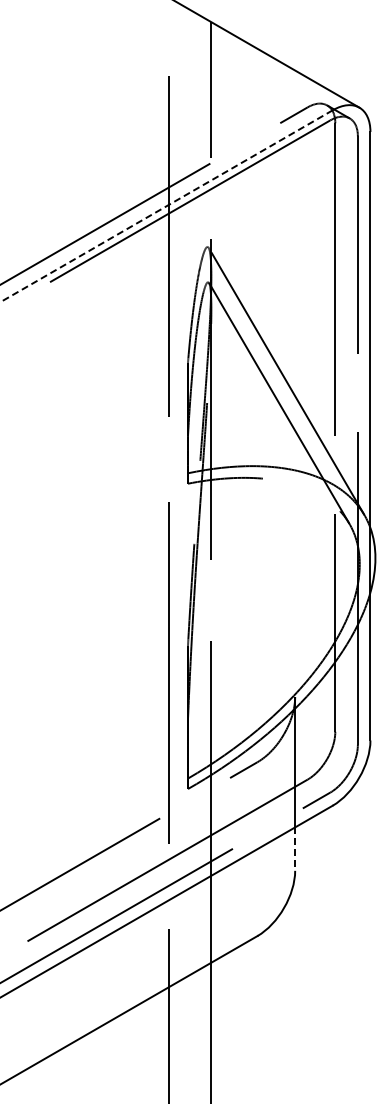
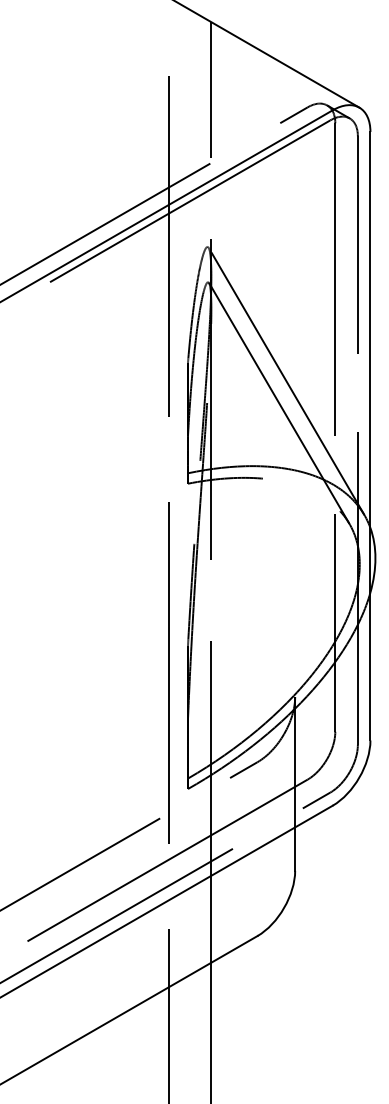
line: dashed -> solid (166, 206)
line: dashed -> solid (295, 849)
